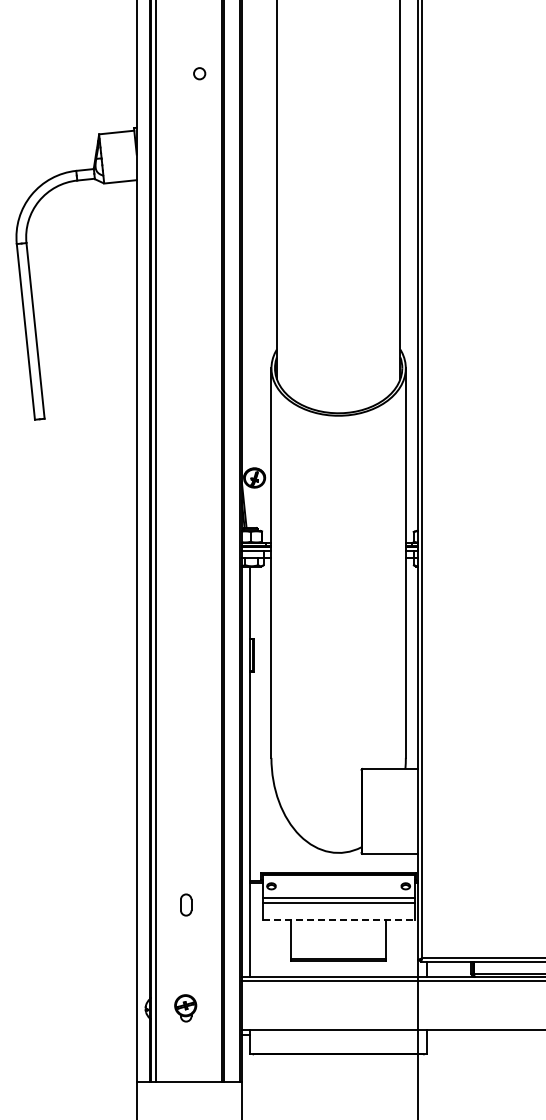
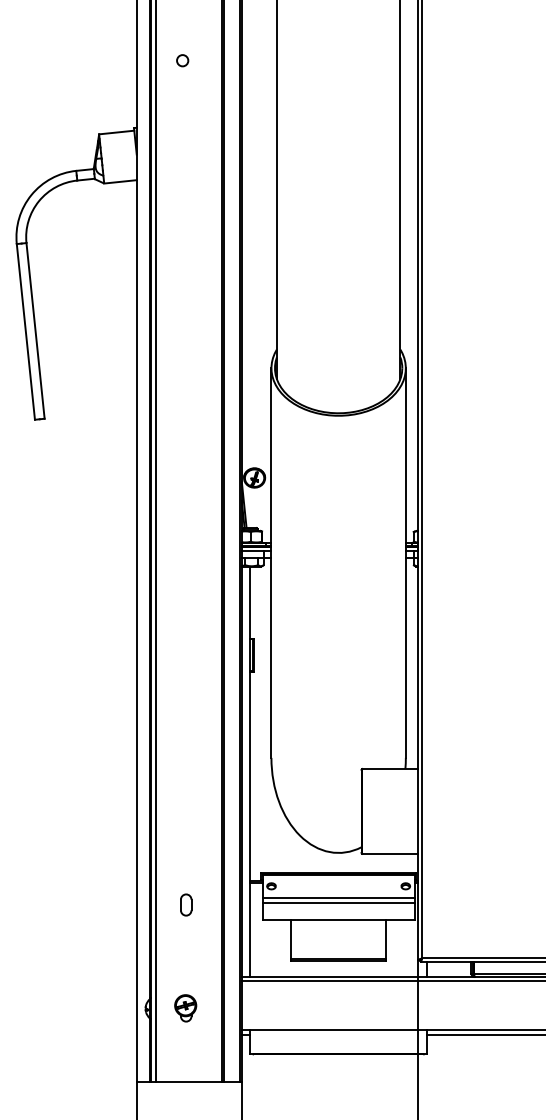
circle position: (199, 73) -> (182, 60) (182, 60)
line: dashed -> solid (338, 920)
line: none -> present (484, 1035)
